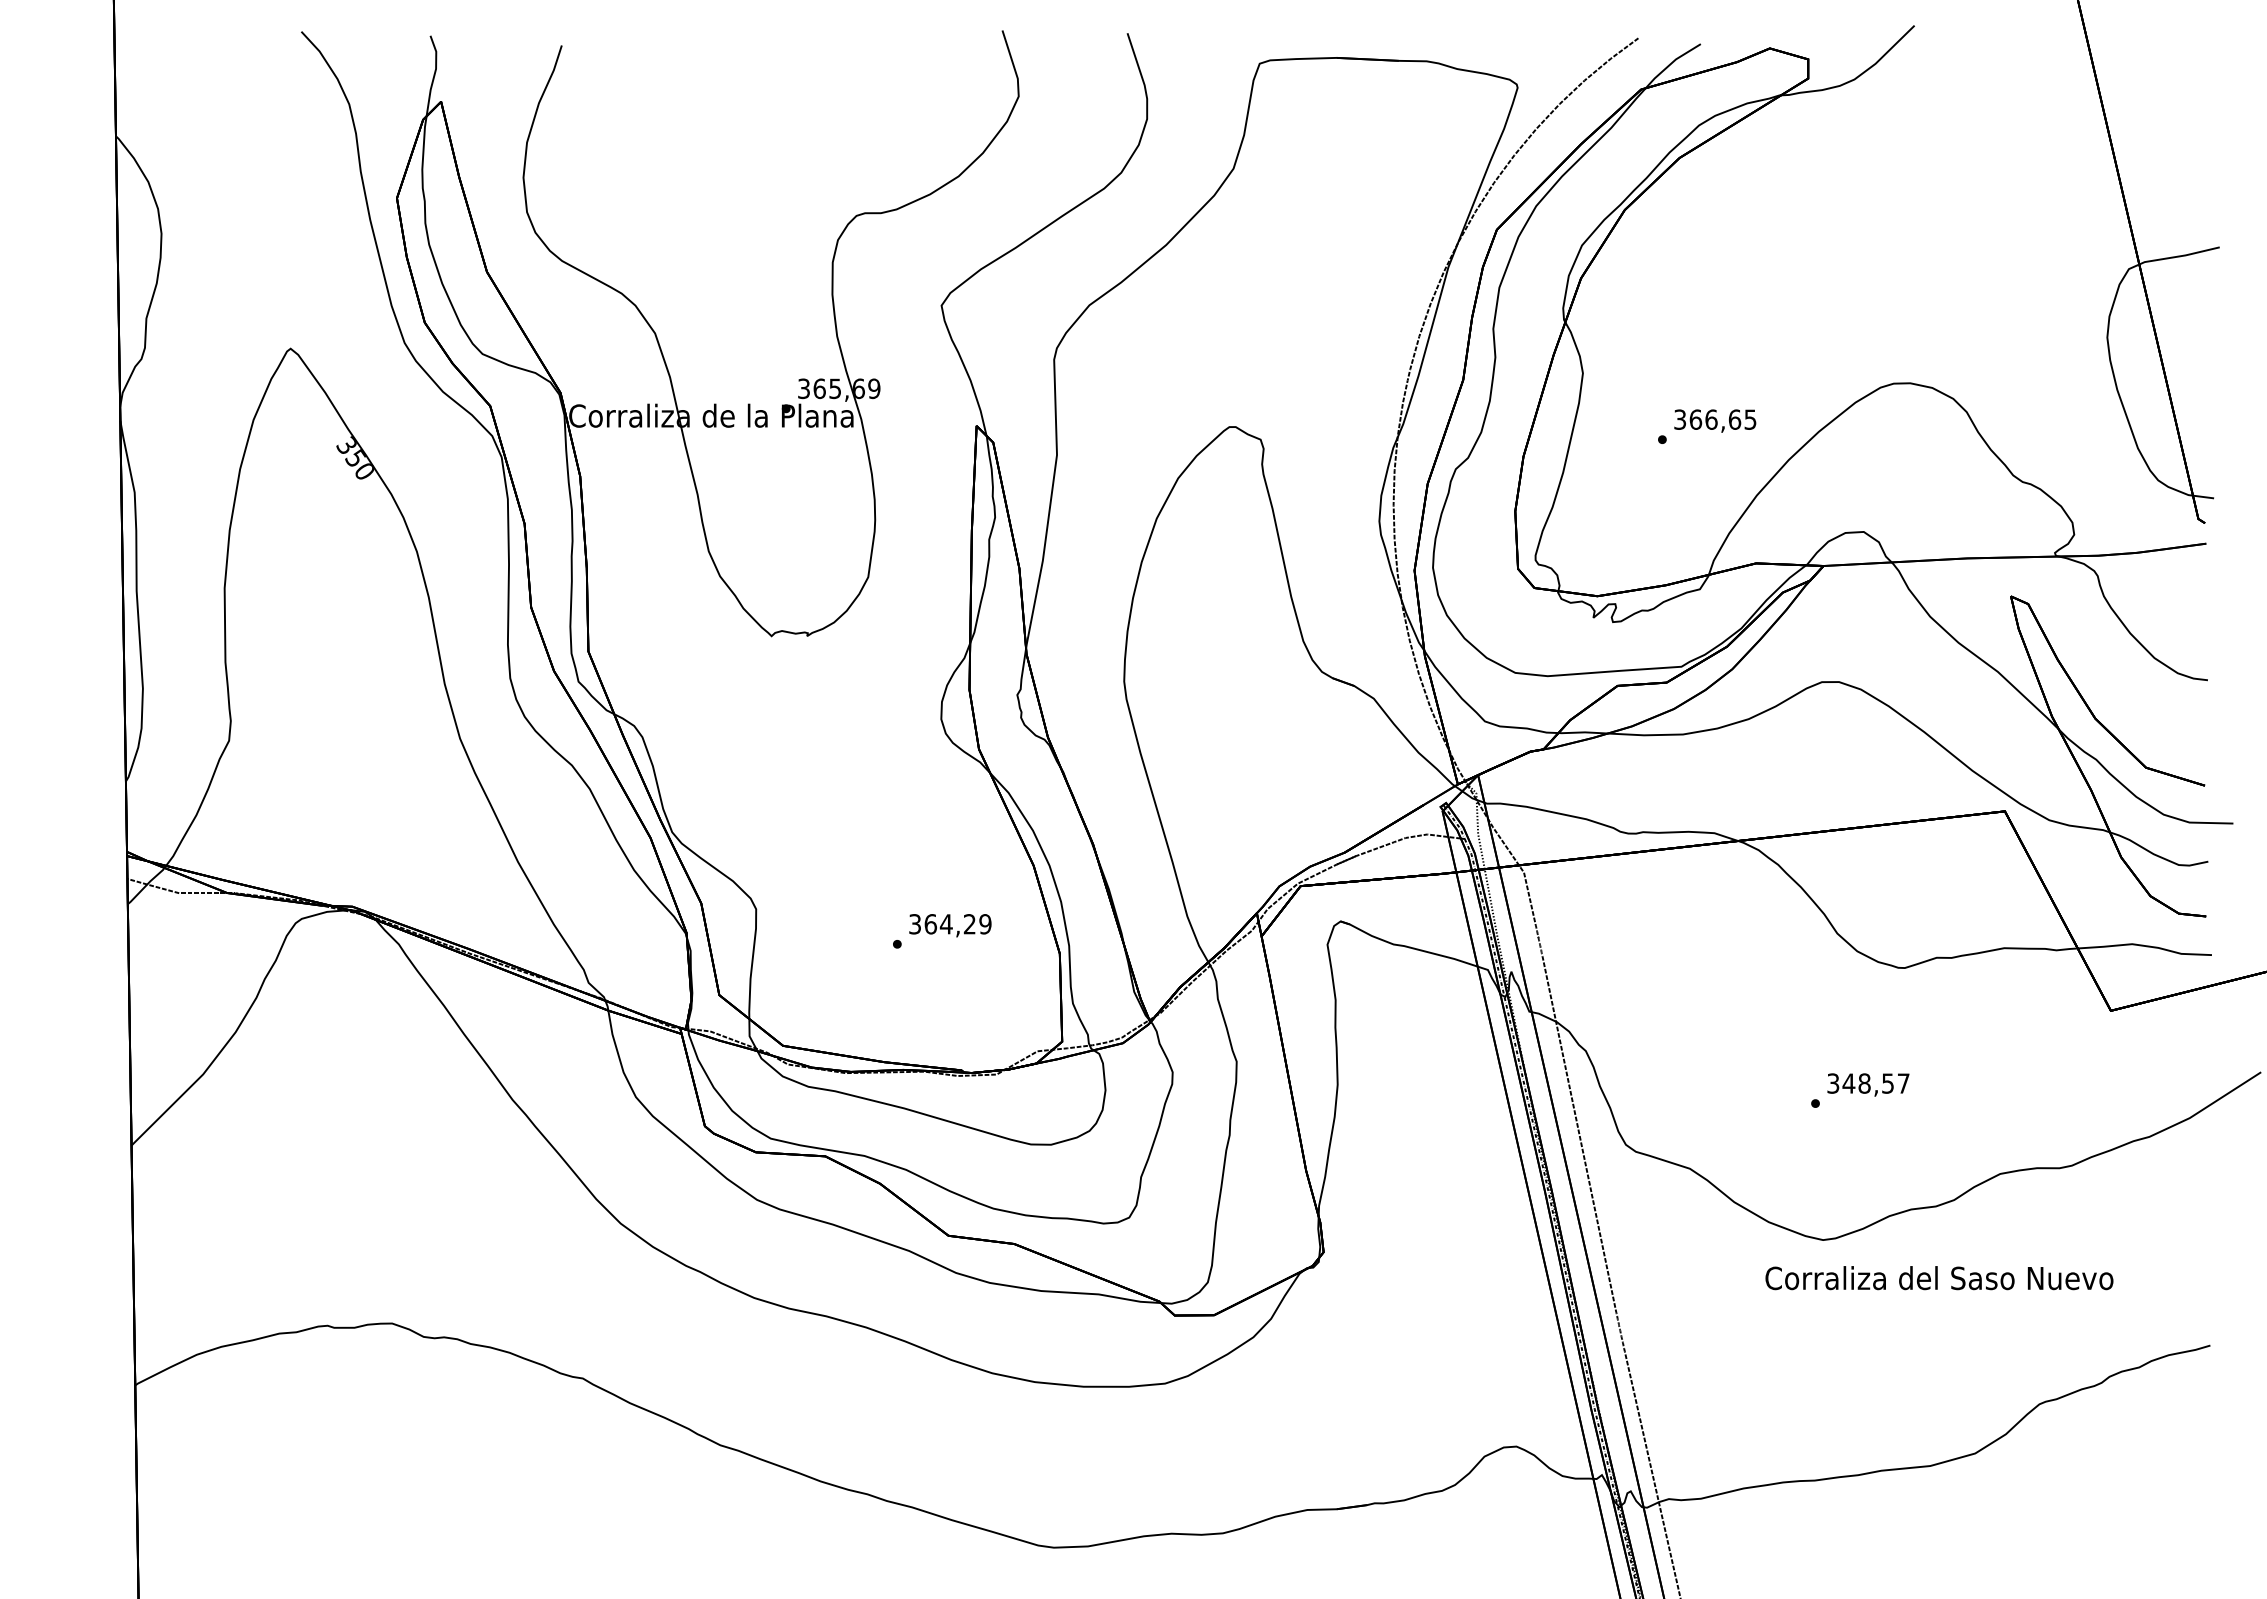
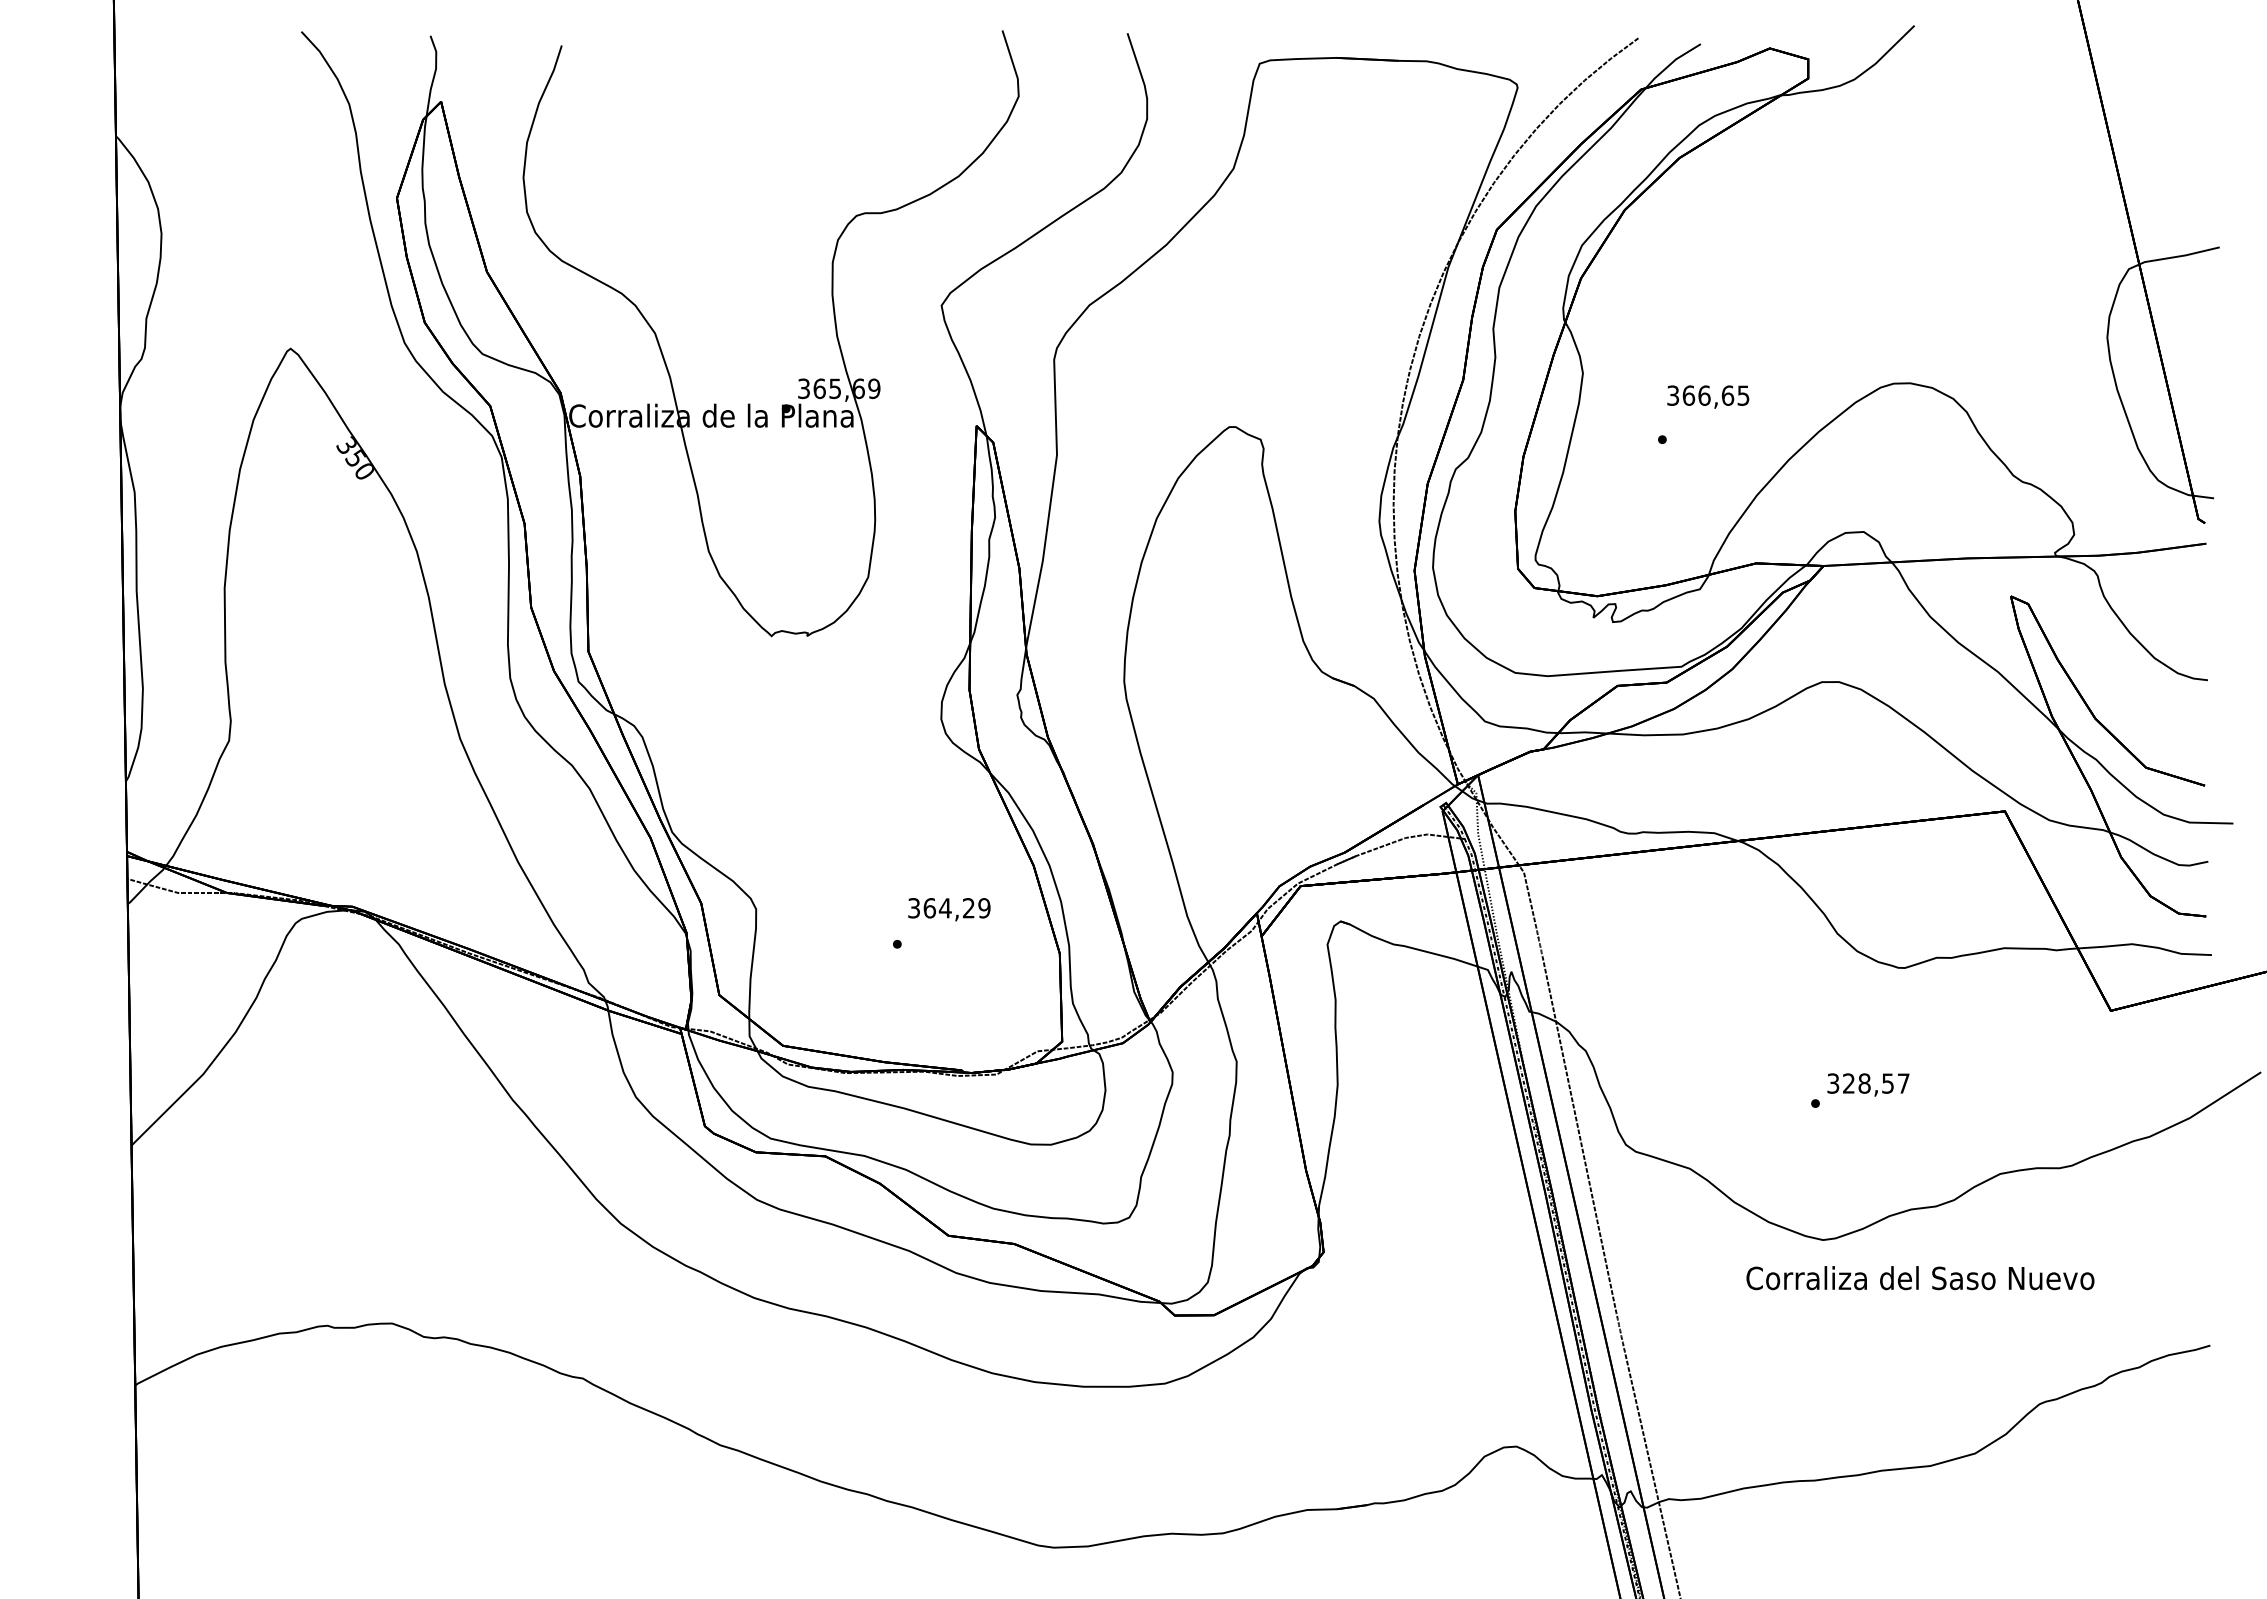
text position: (1715, 420) -> (1708, 396) (1708, 396)
text position: (950, 925) -> (949, 909) (949, 909)
text: 348,57 -> 328,57 (1848, 1083)
text position: (1939, 1278) -> (1920, 1278) (1920, 1278)
